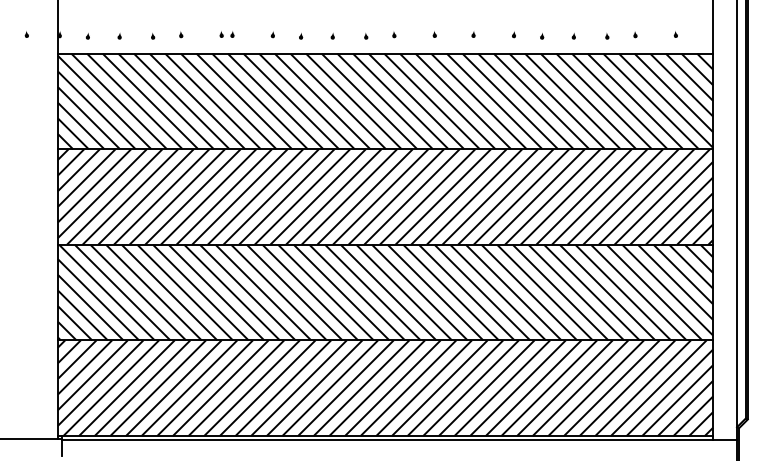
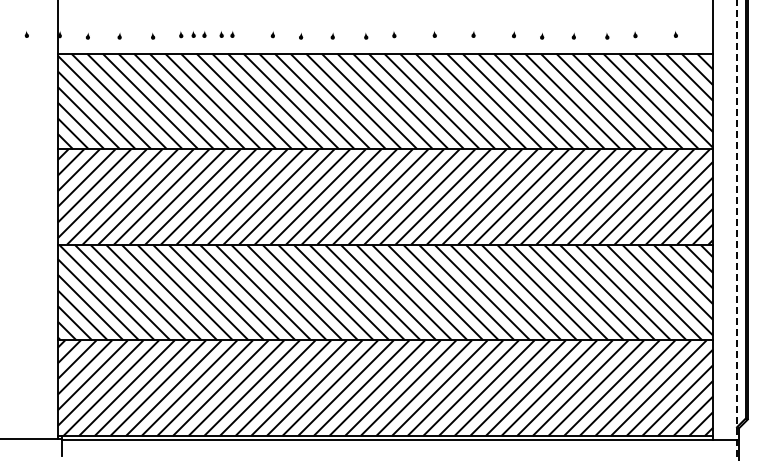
part: none -> present (198, 34)
line: solid -> dashed (737, 230)
